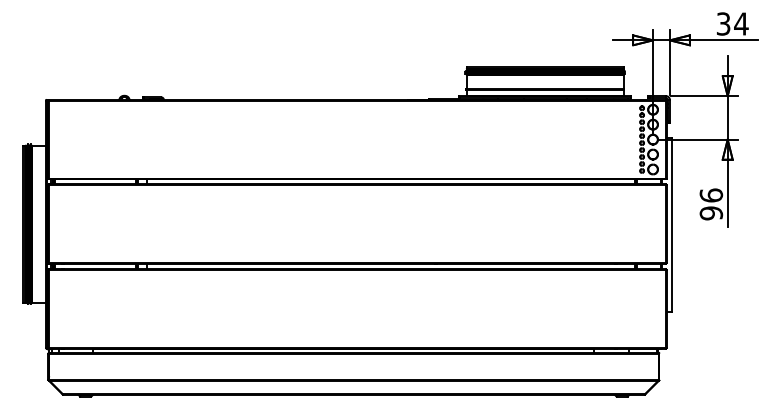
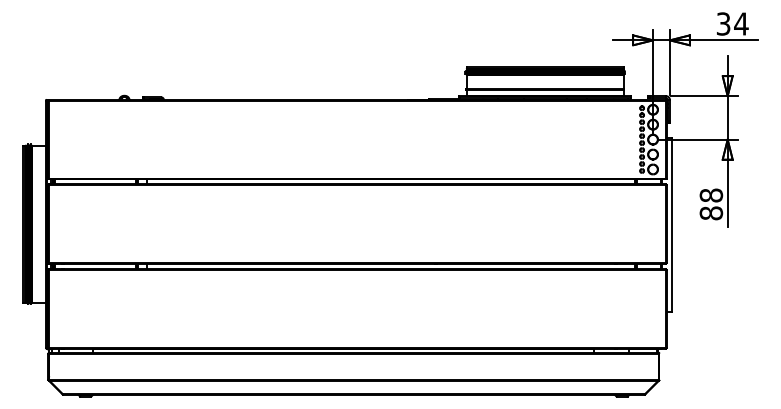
text: 96 -> 88 (711, 204)
